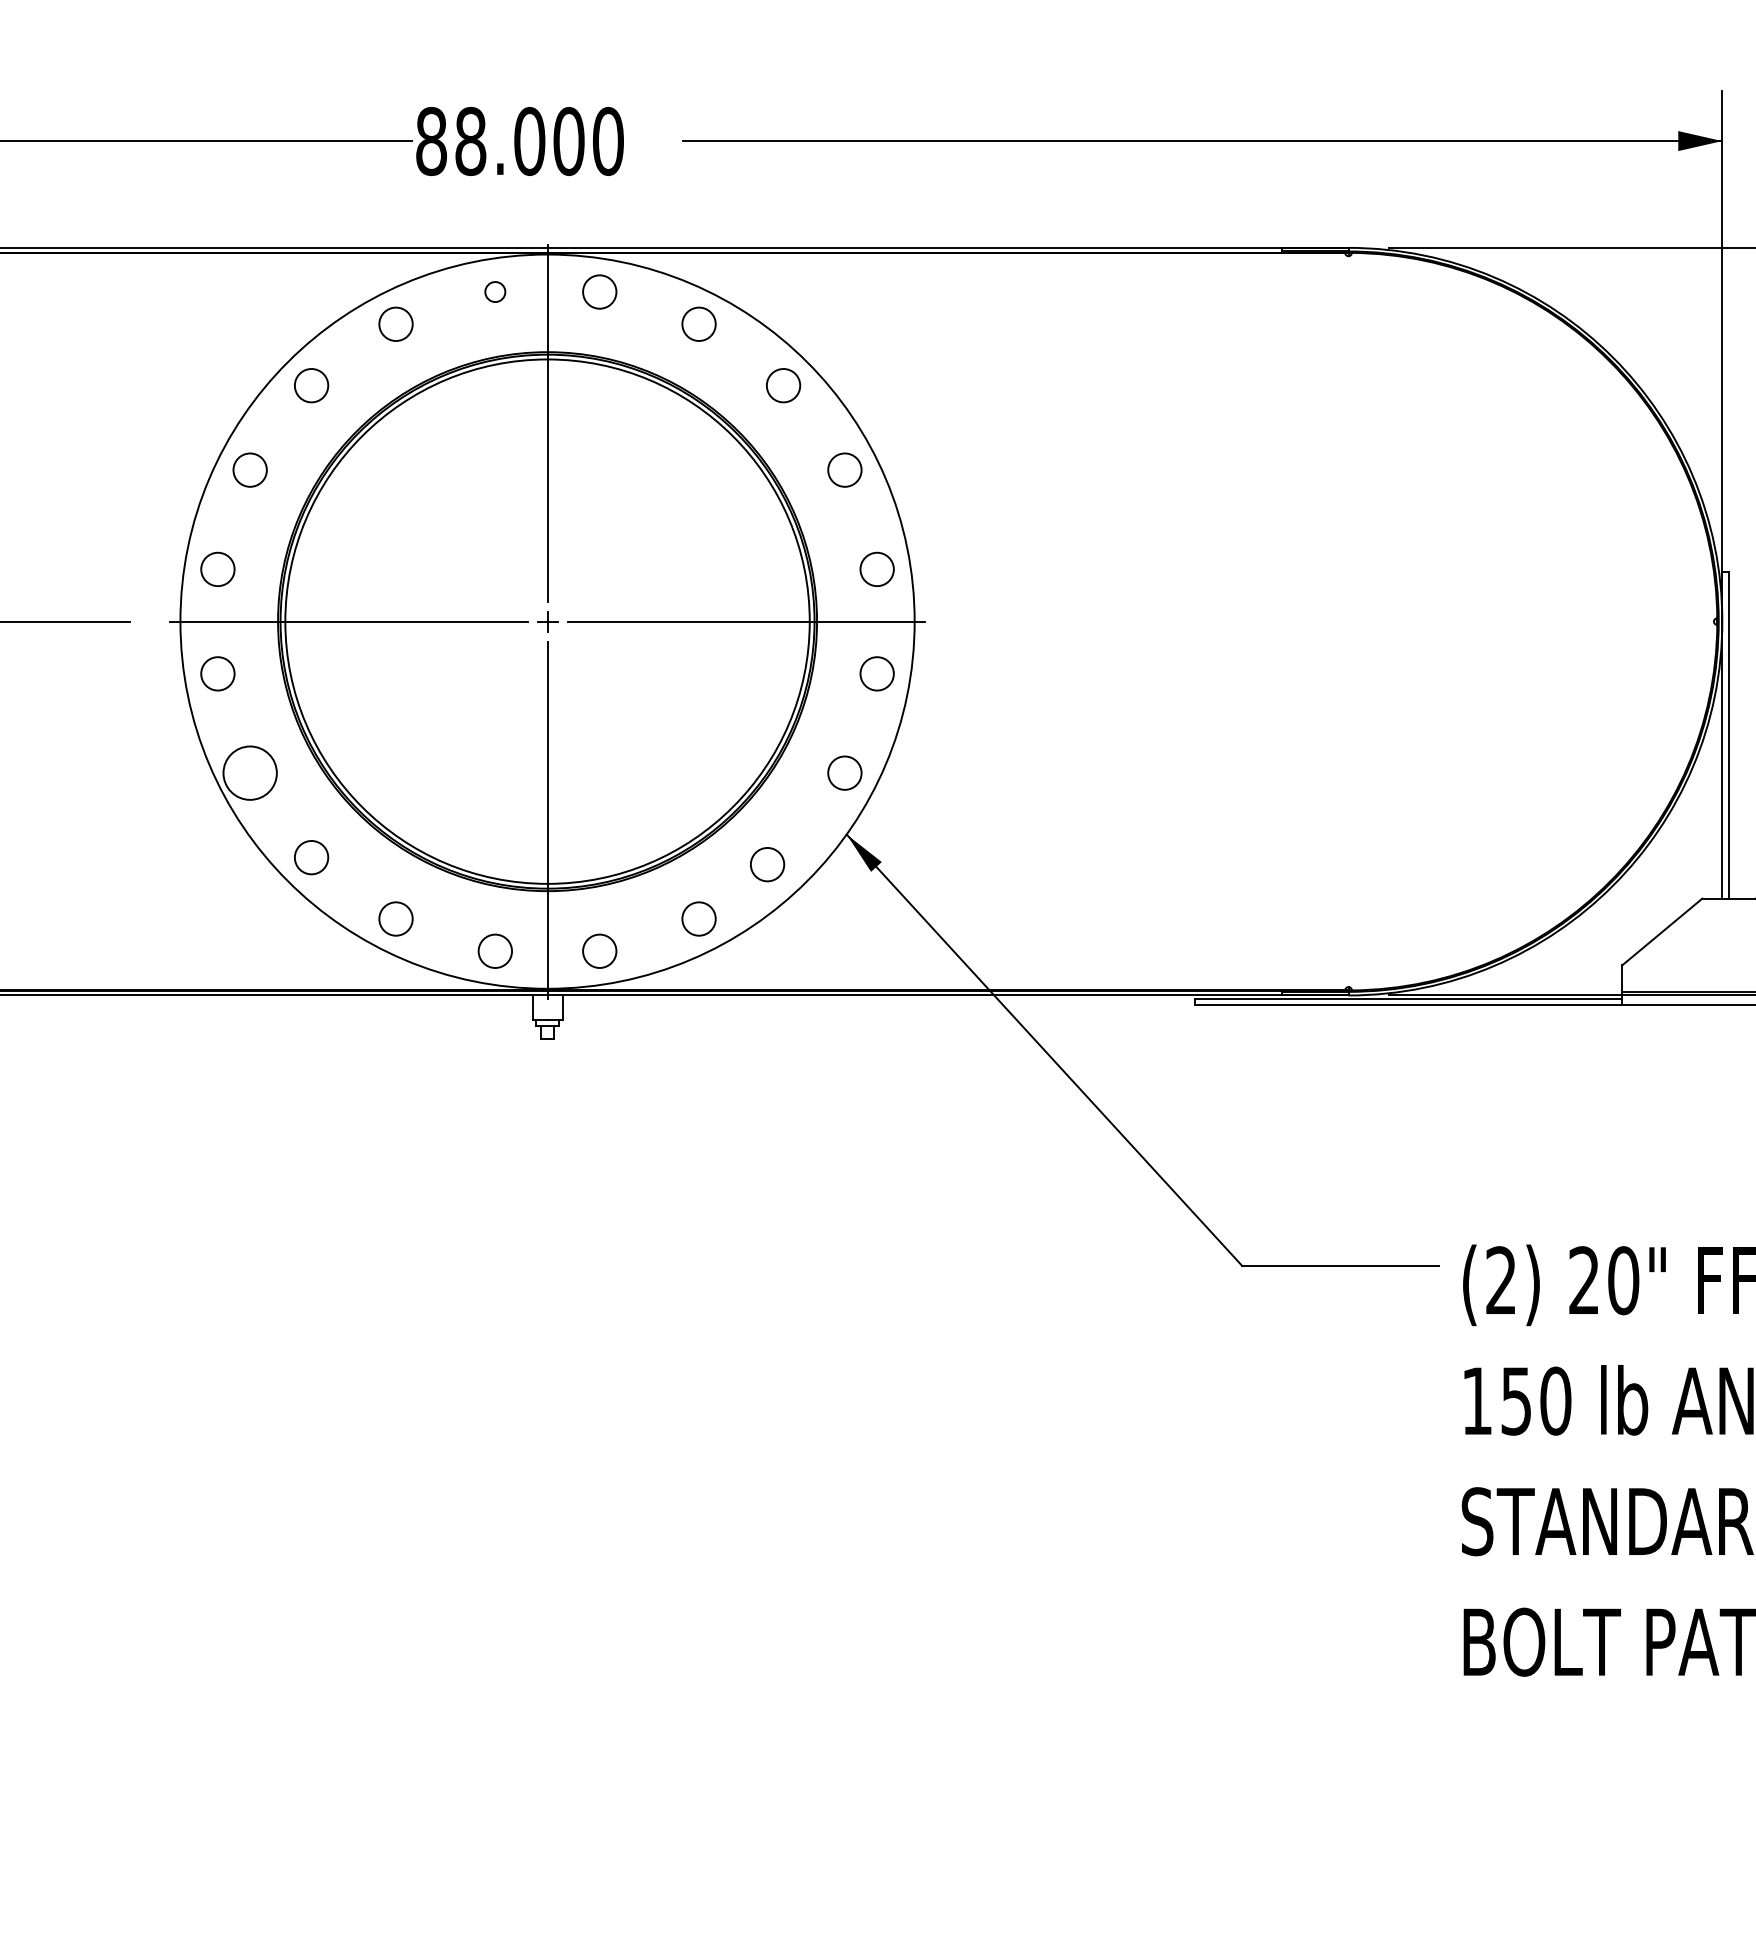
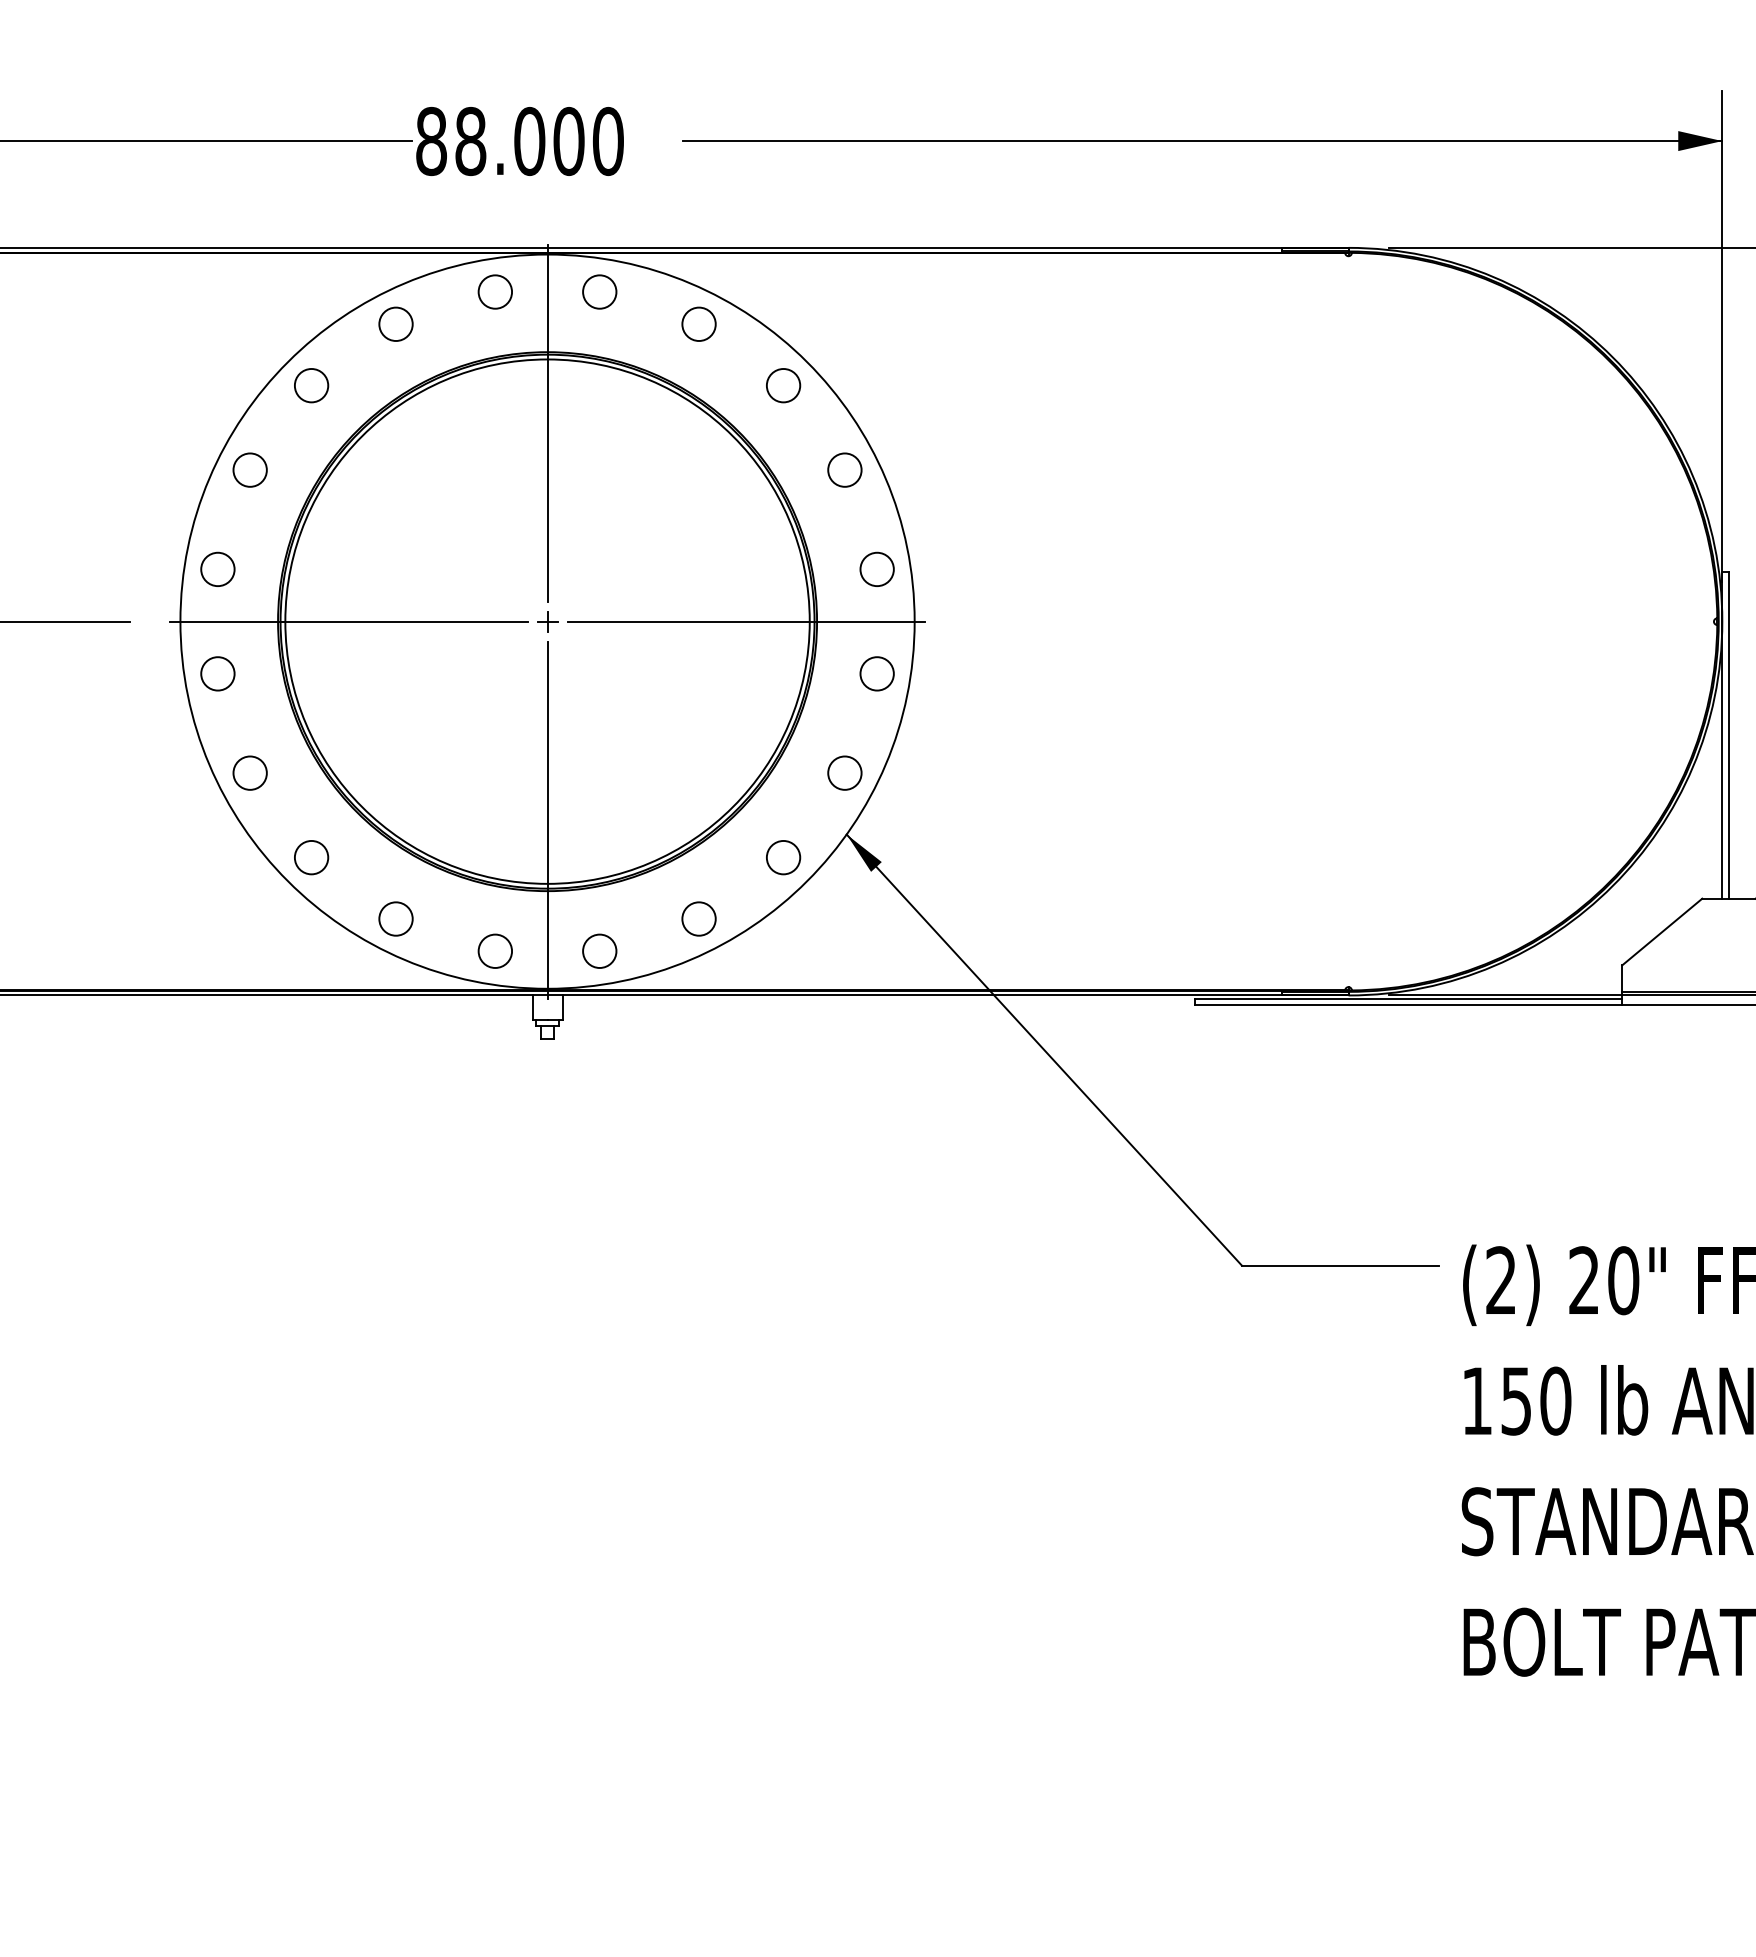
circle diameter: 20 px -> 33 px (495, 291)
circle diameter: 53 px -> 33 px (249, 772)
circle position: (767, 864) -> (783, 857) (783, 857)
